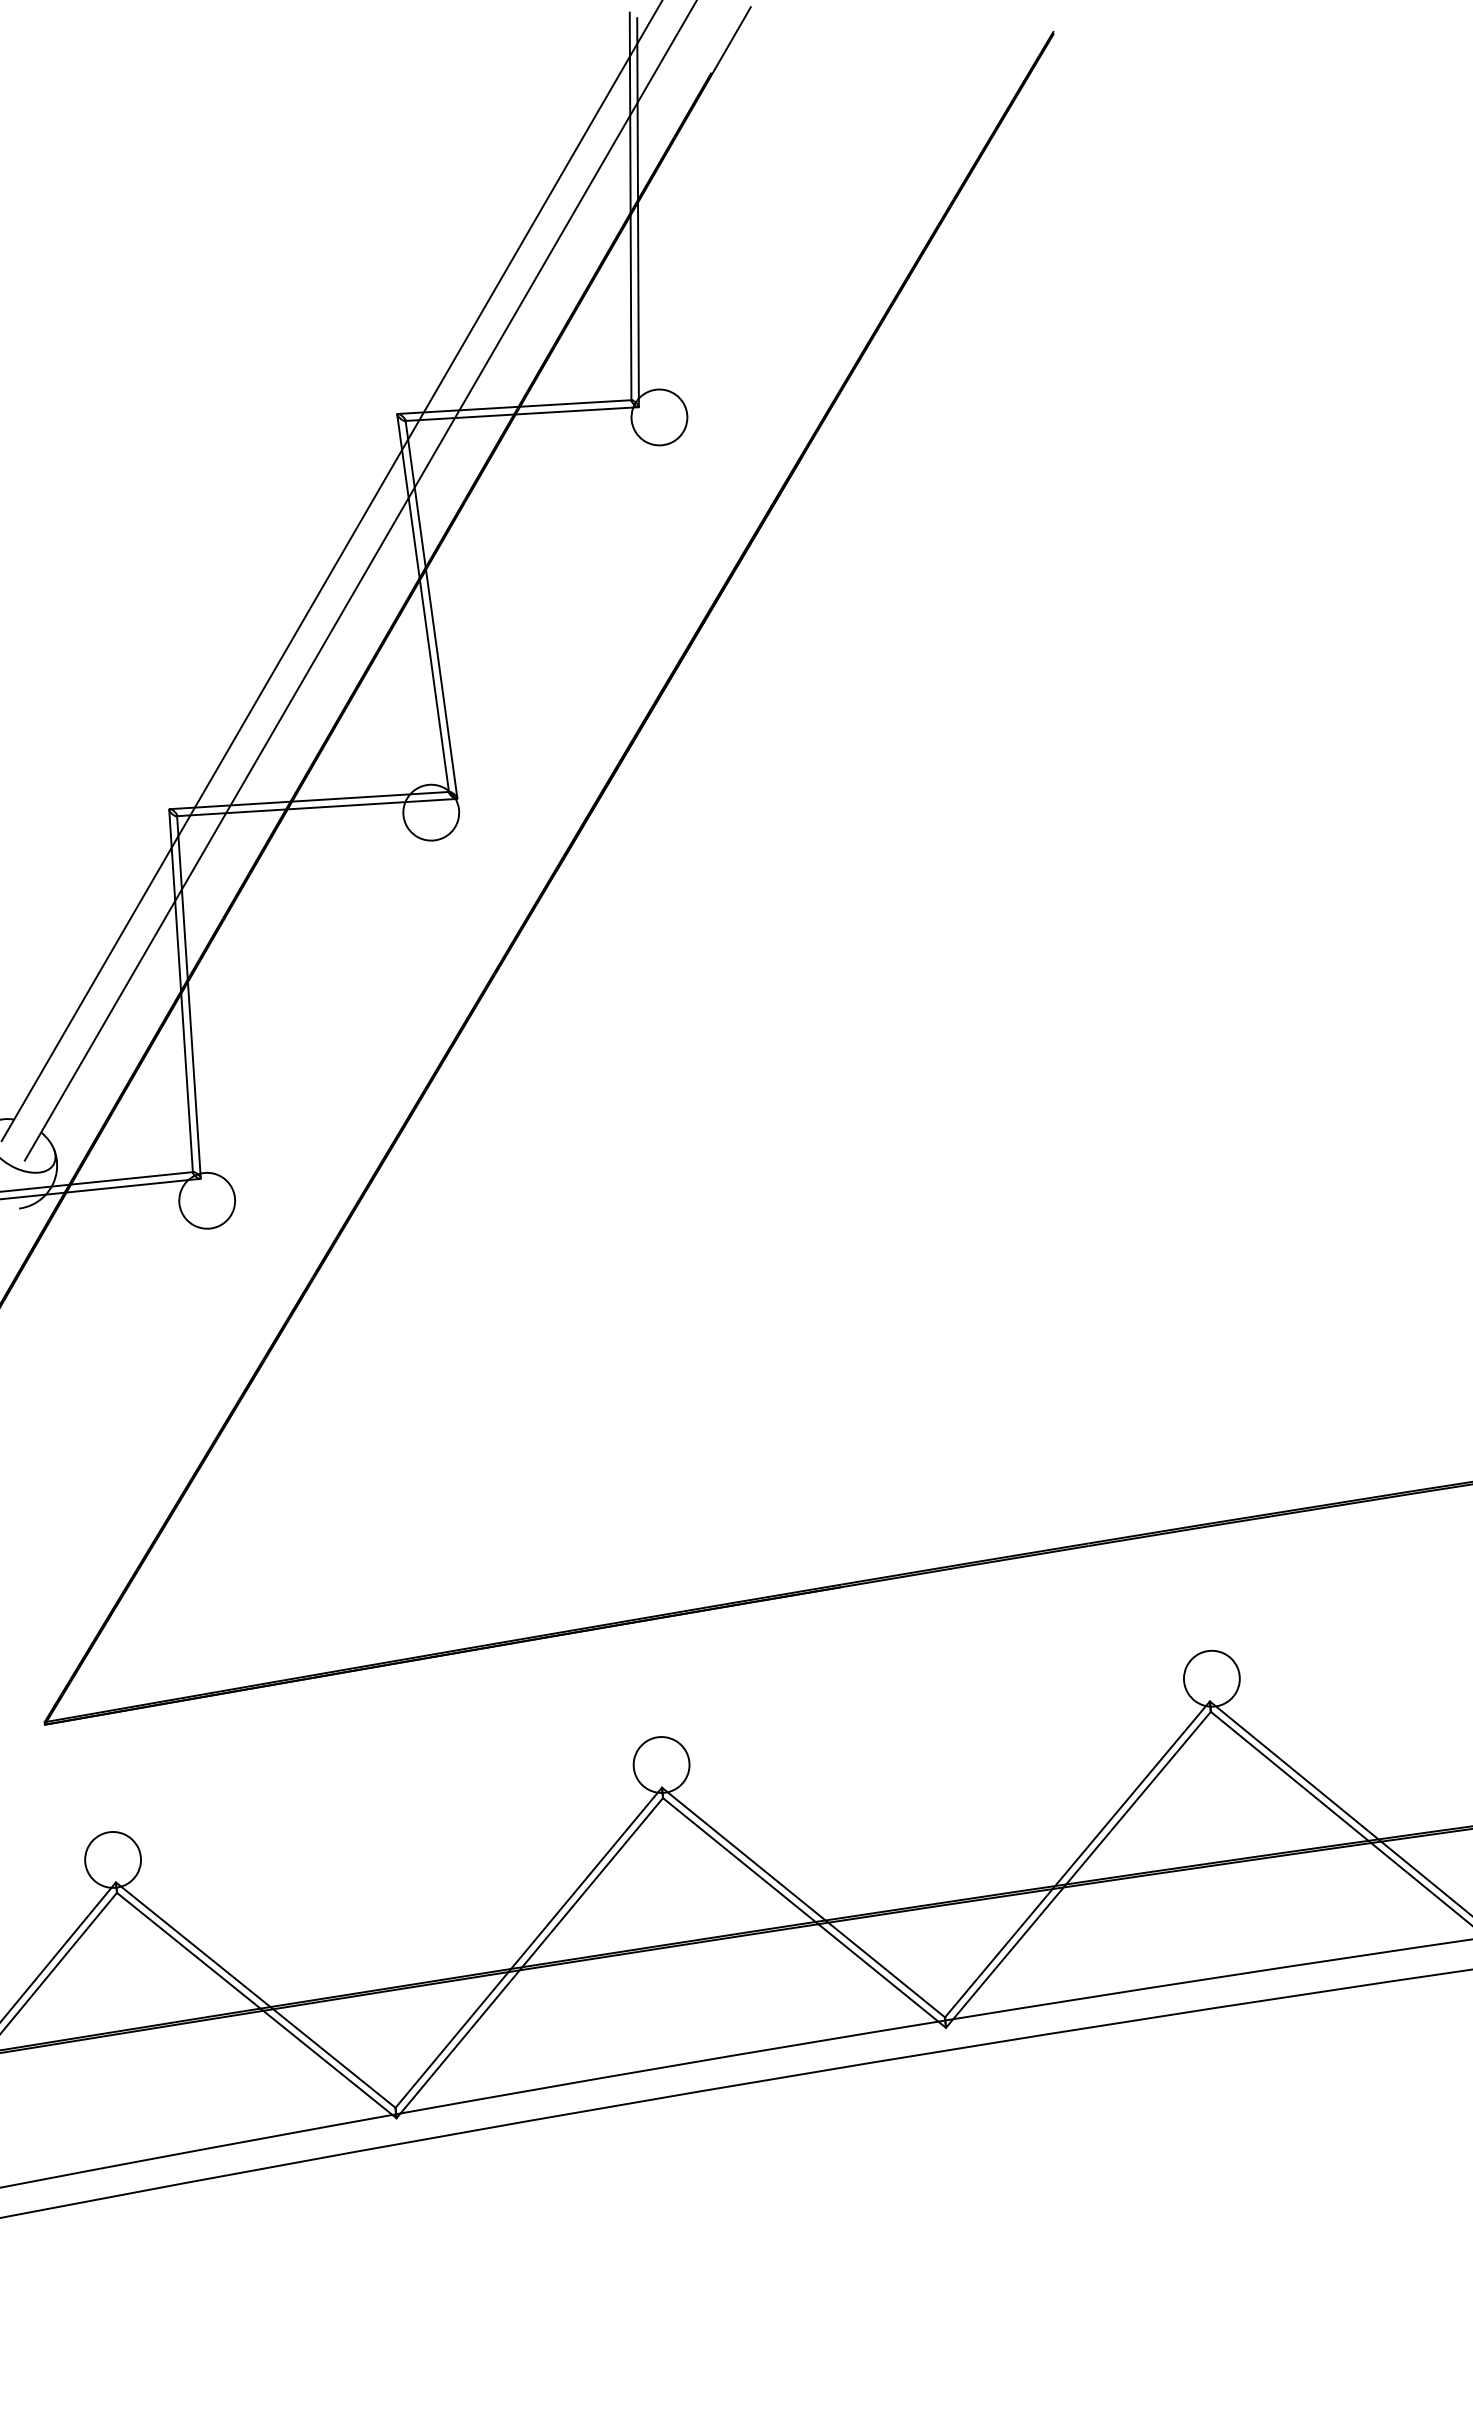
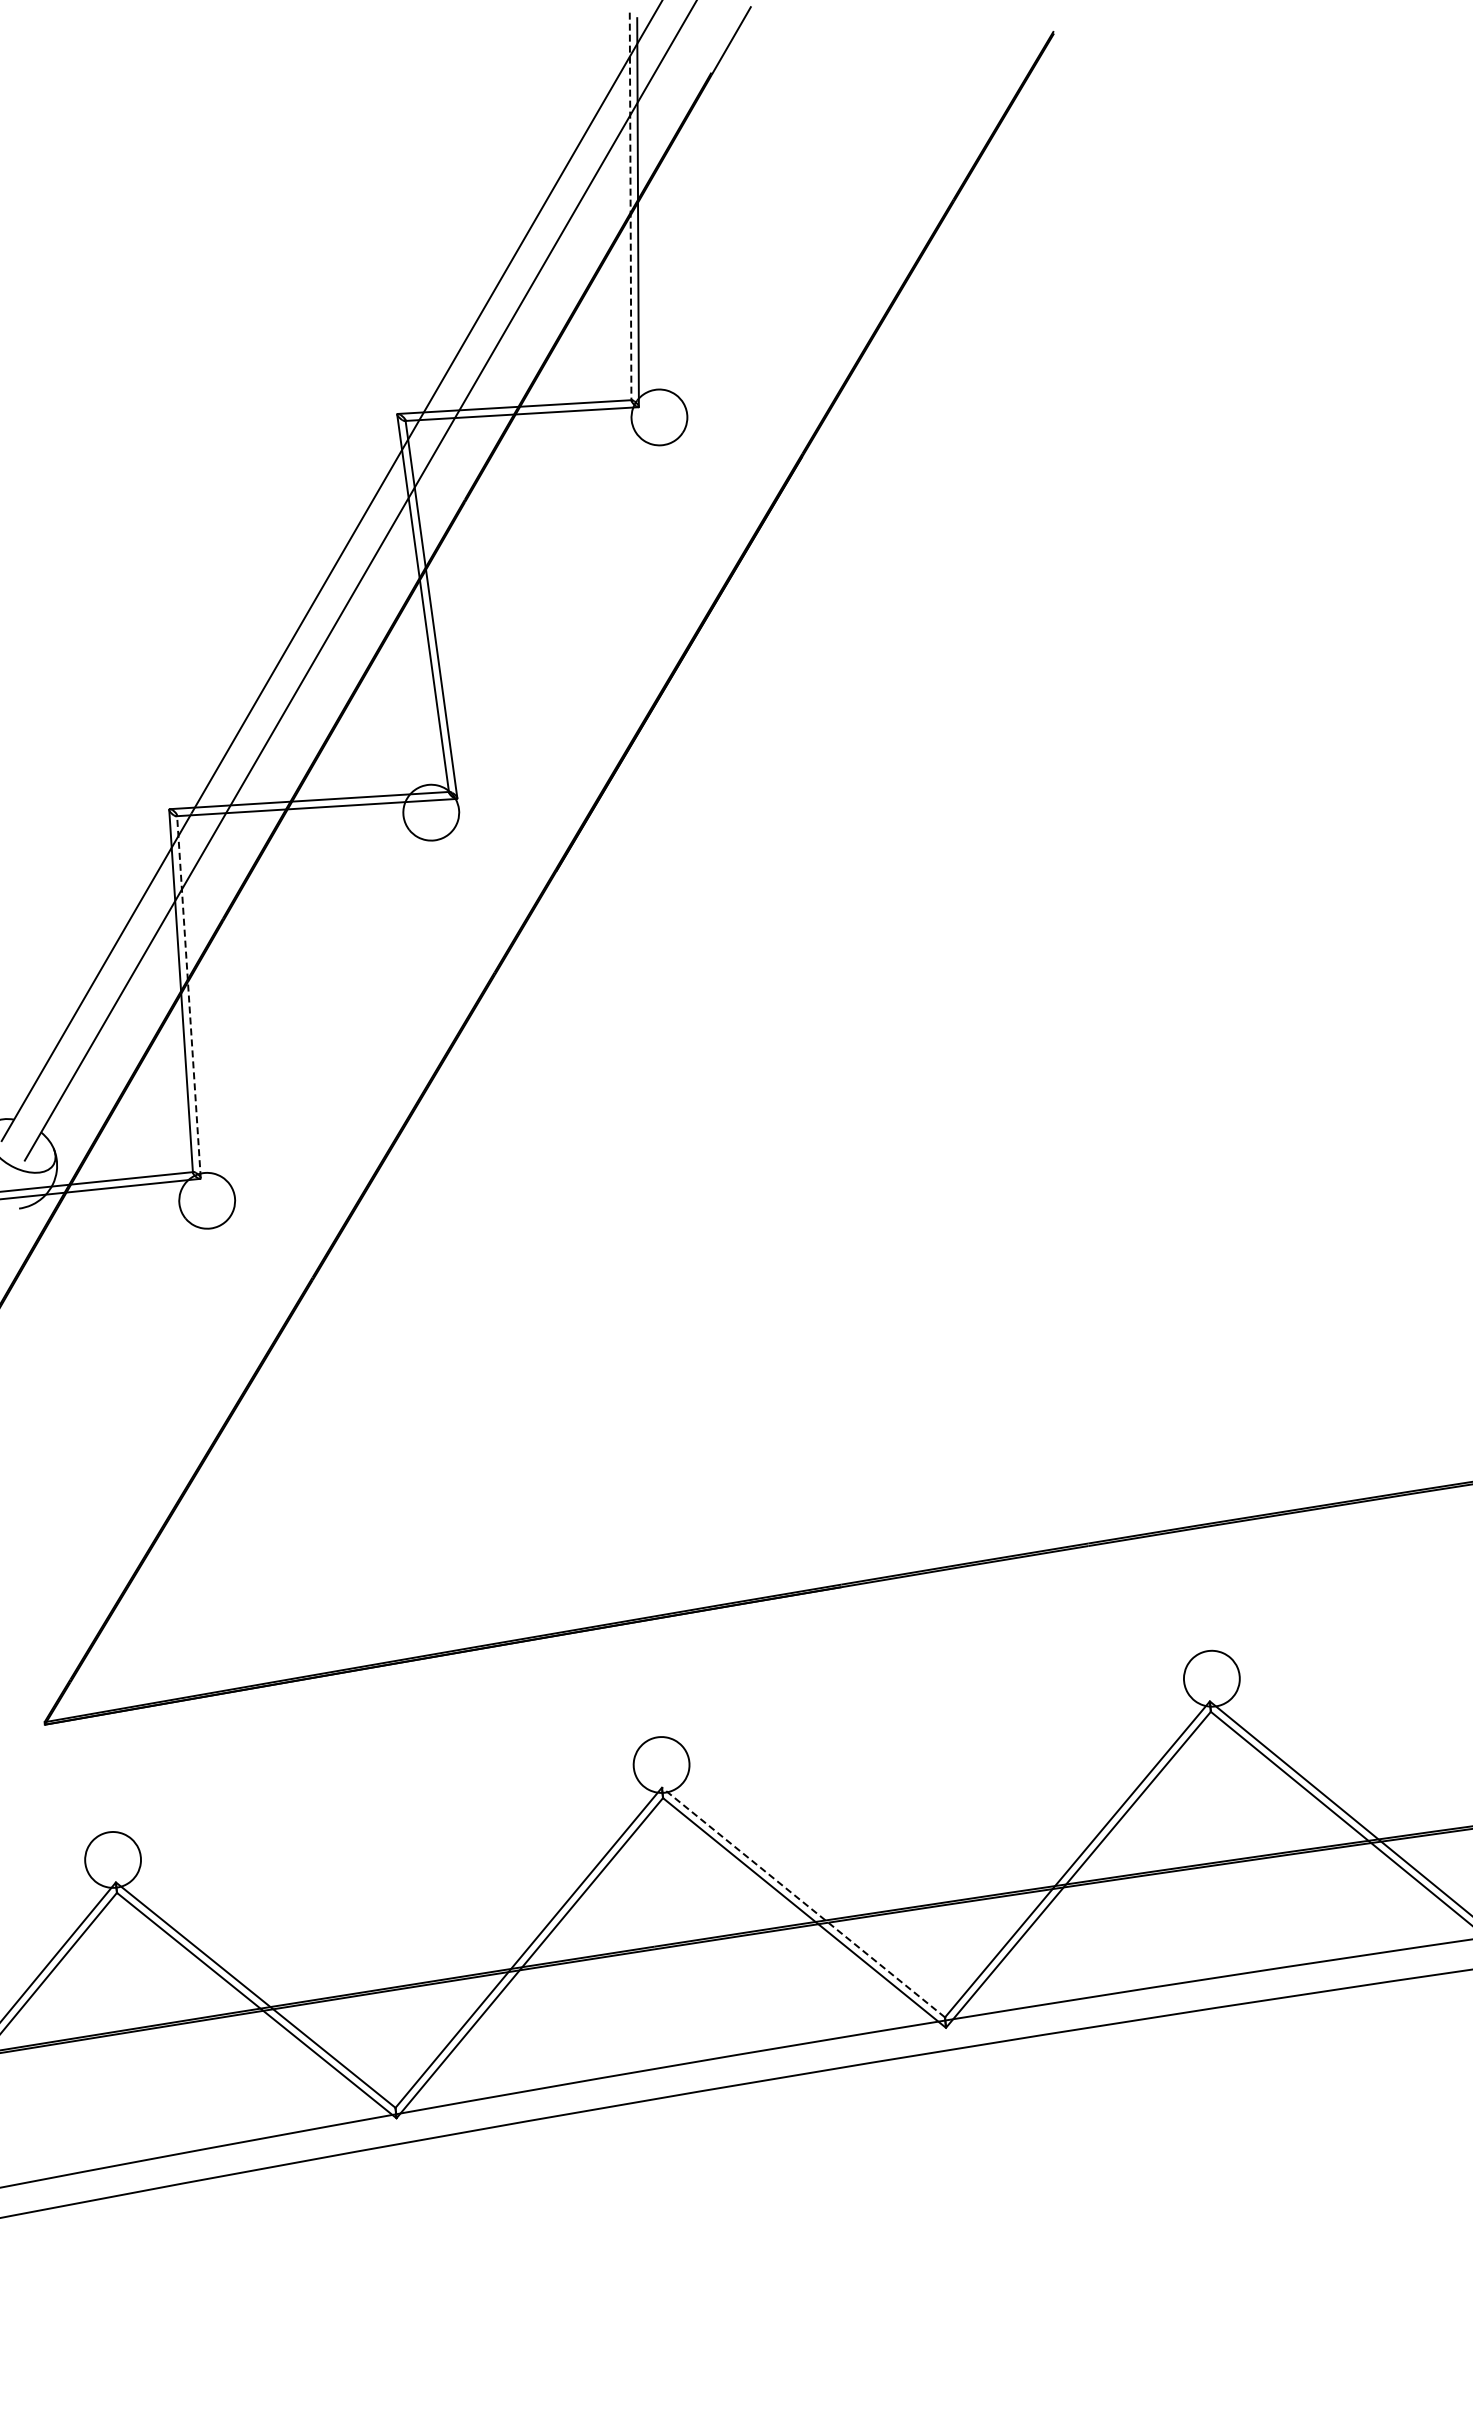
line: solid -> dashed (630, 207)
line: solid -> dashed (188, 996)
line: solid -> dashed (803, 1902)
